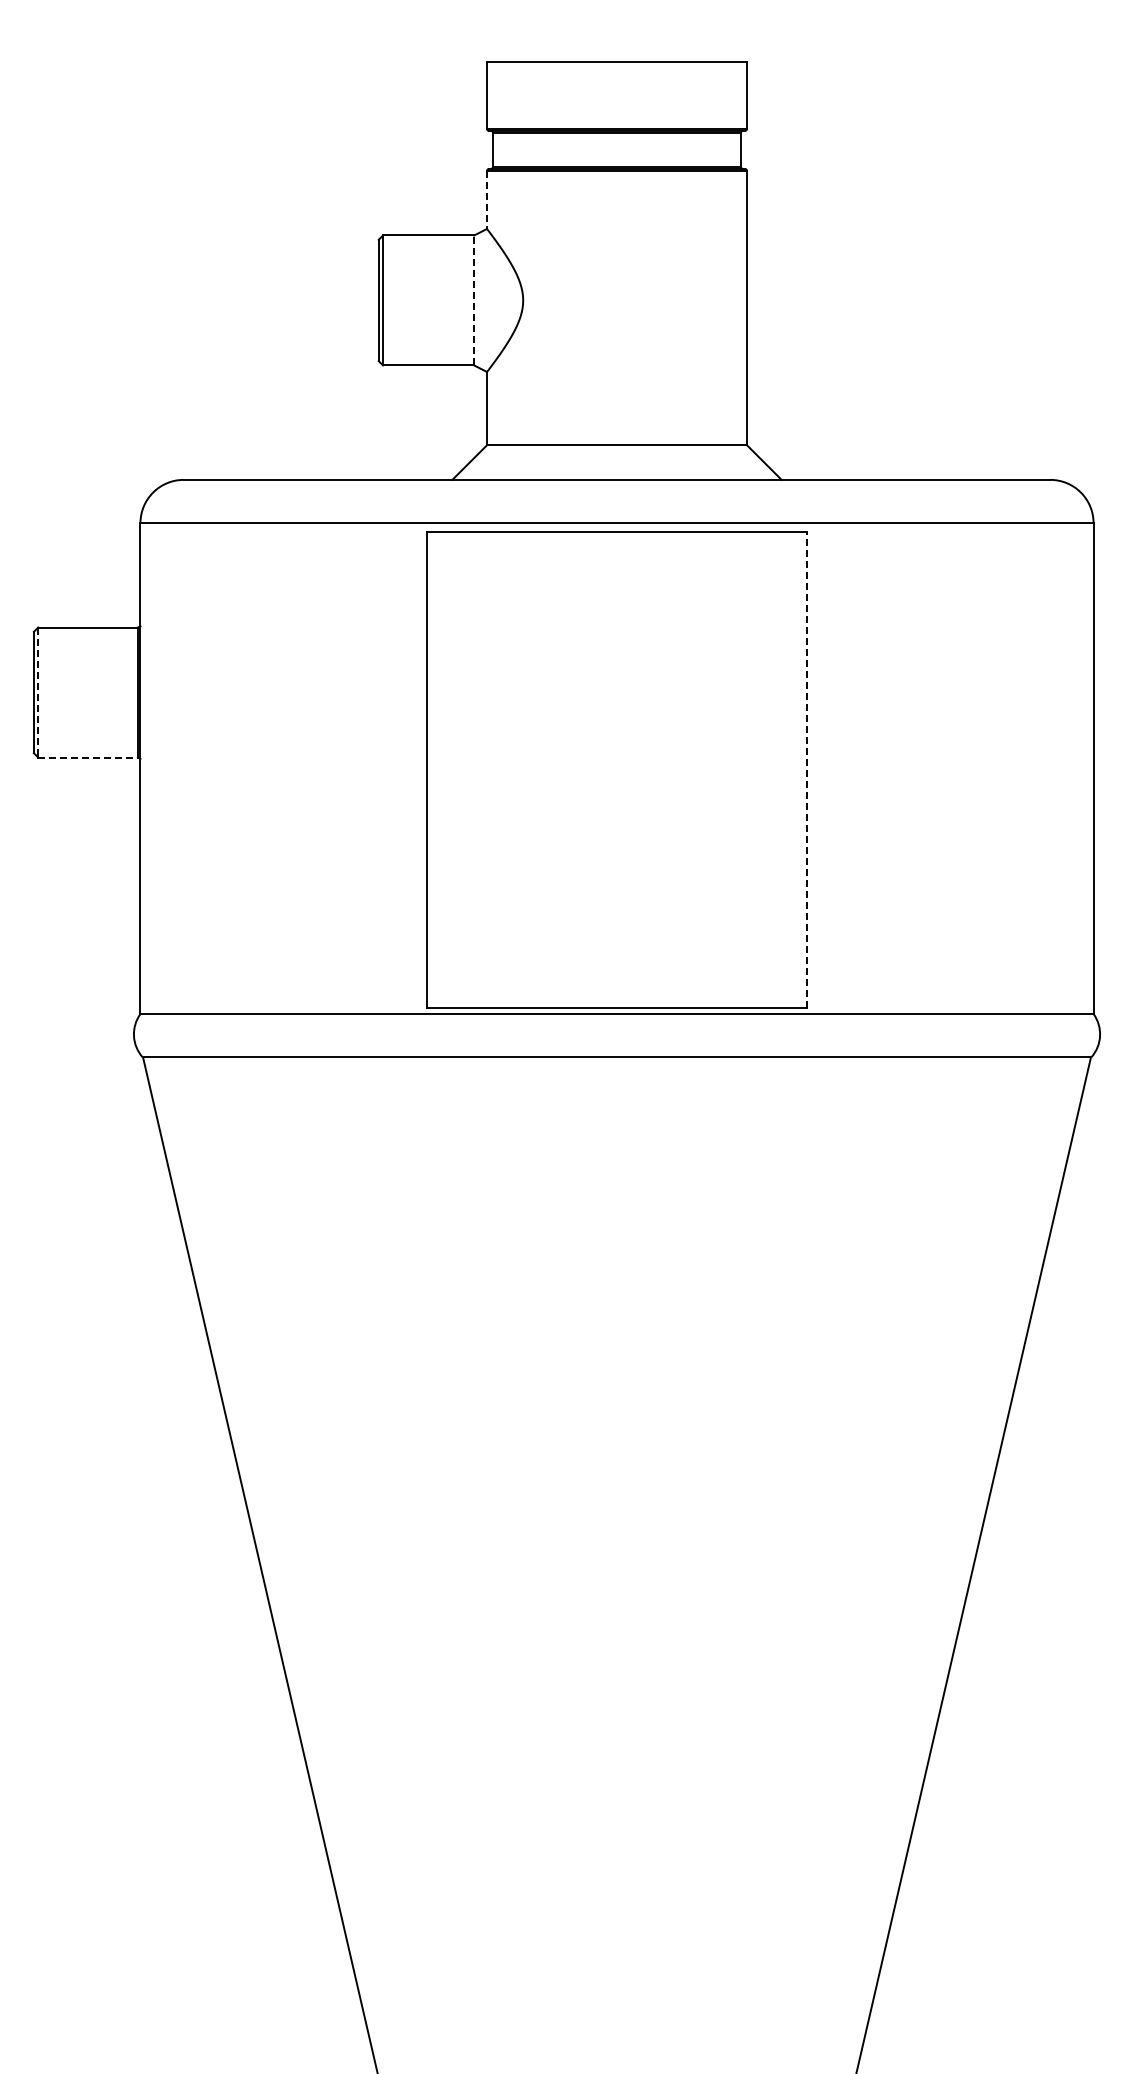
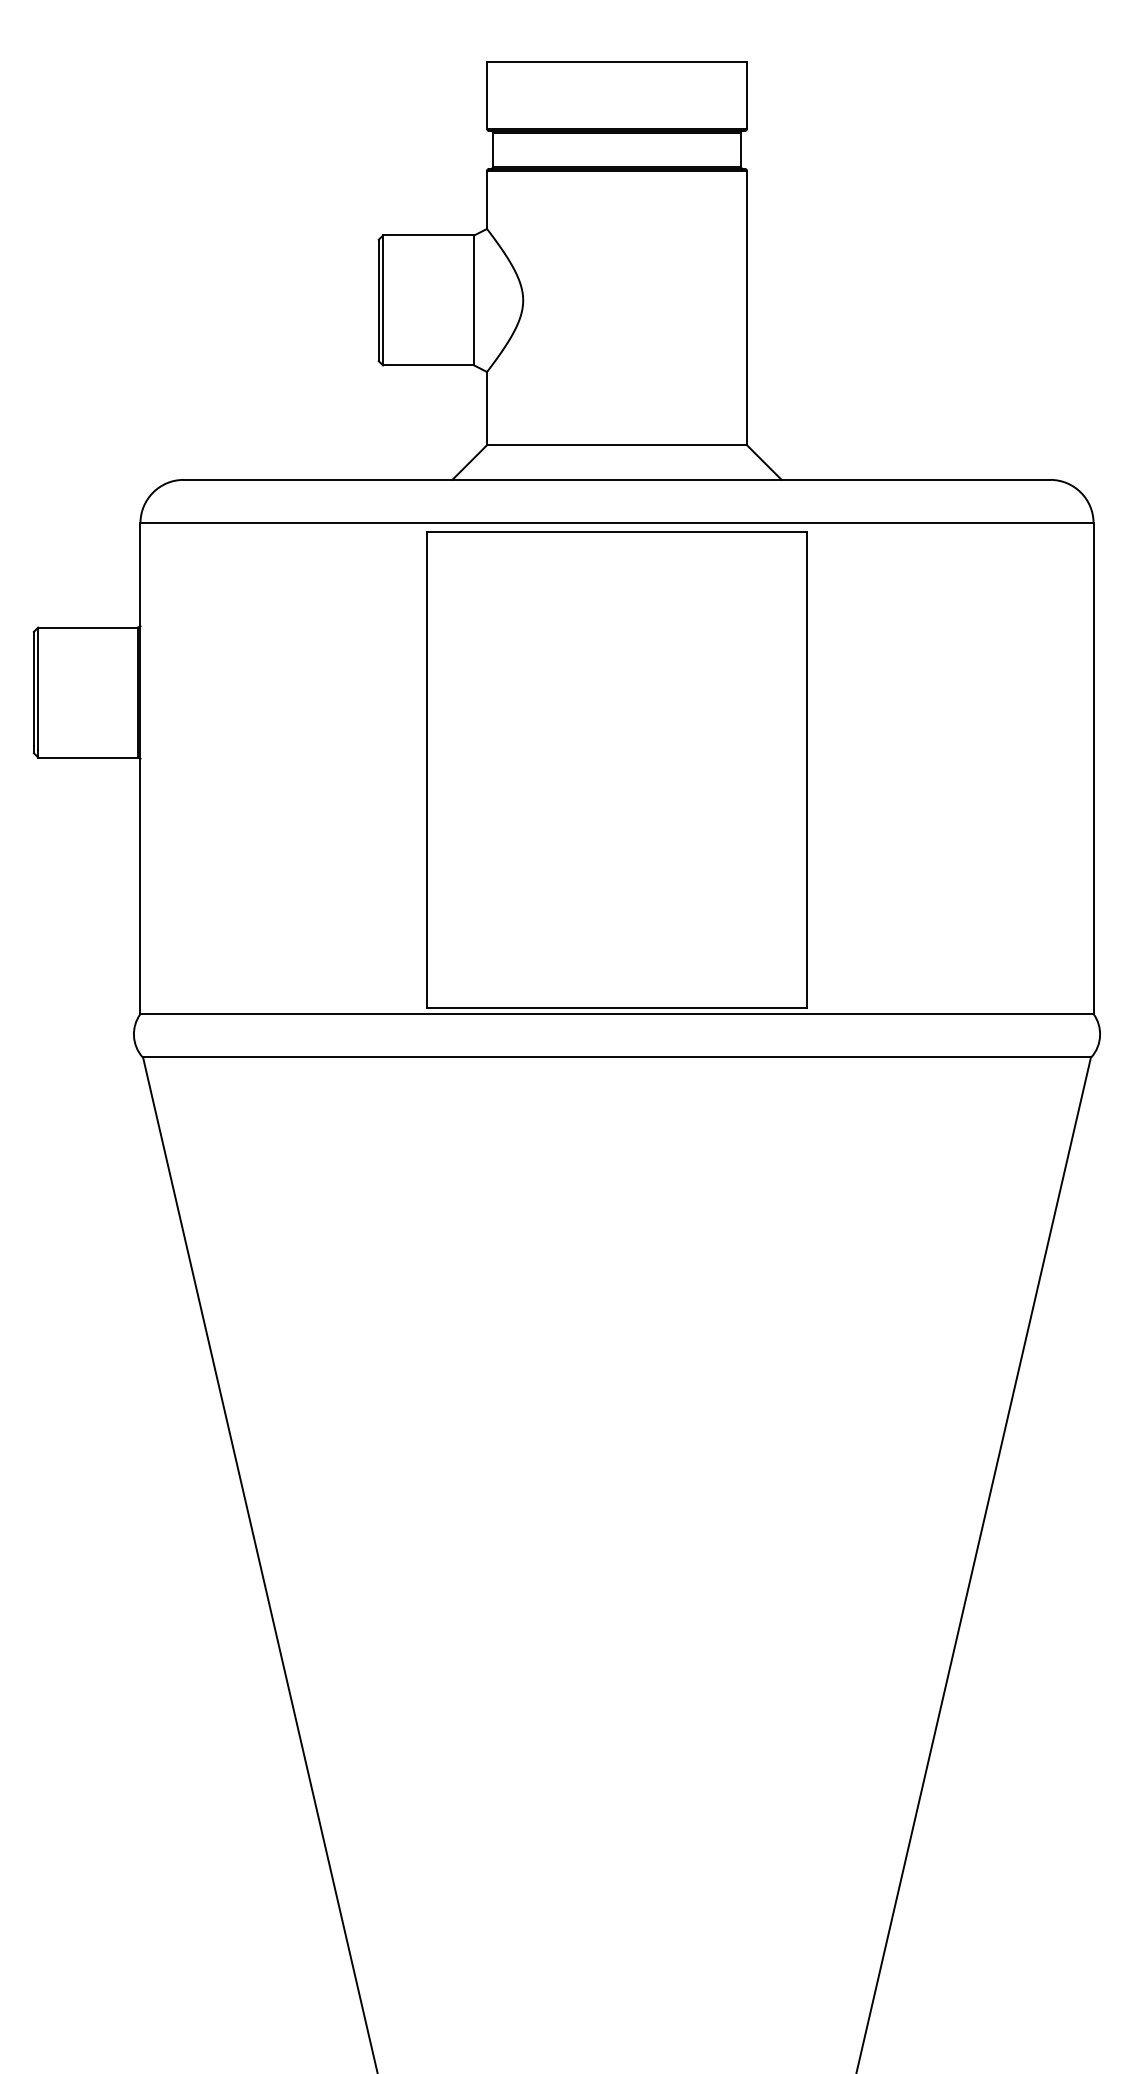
line: dashed -> solid (487, 199)
line: dashed -> solid (474, 300)
line: dashed -> solid (38, 689)
line: dashed -> solid (88, 757)
line: dashed -> solid (806, 769)
